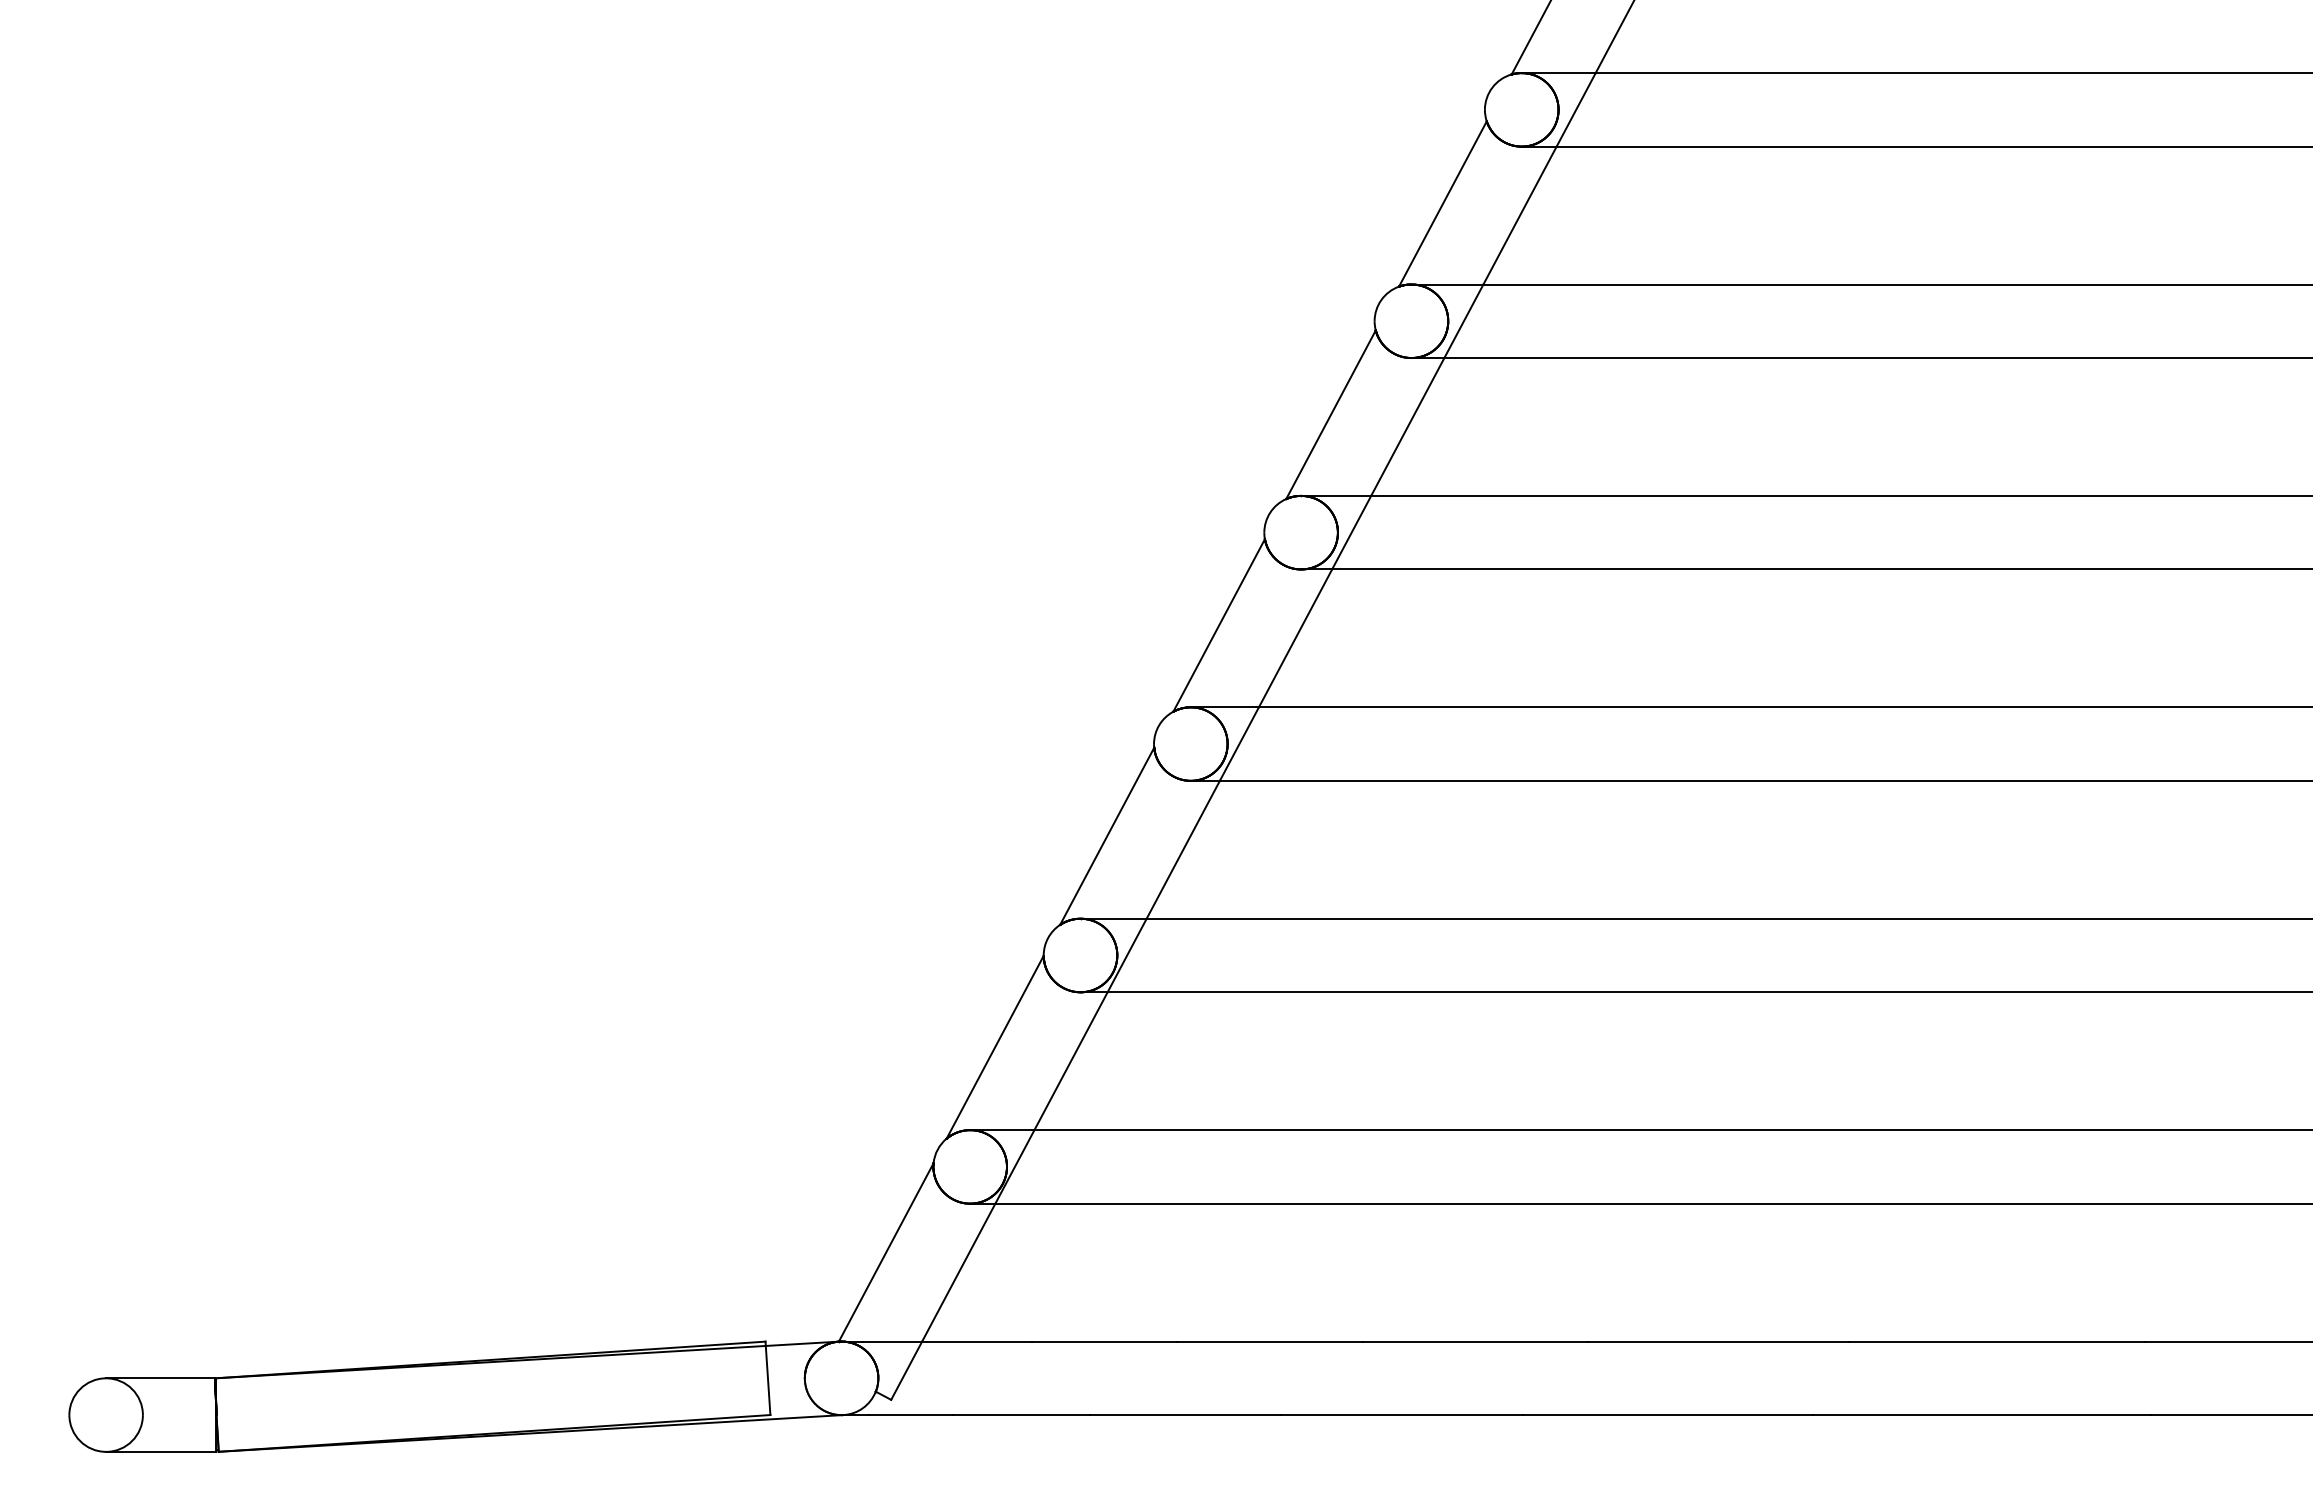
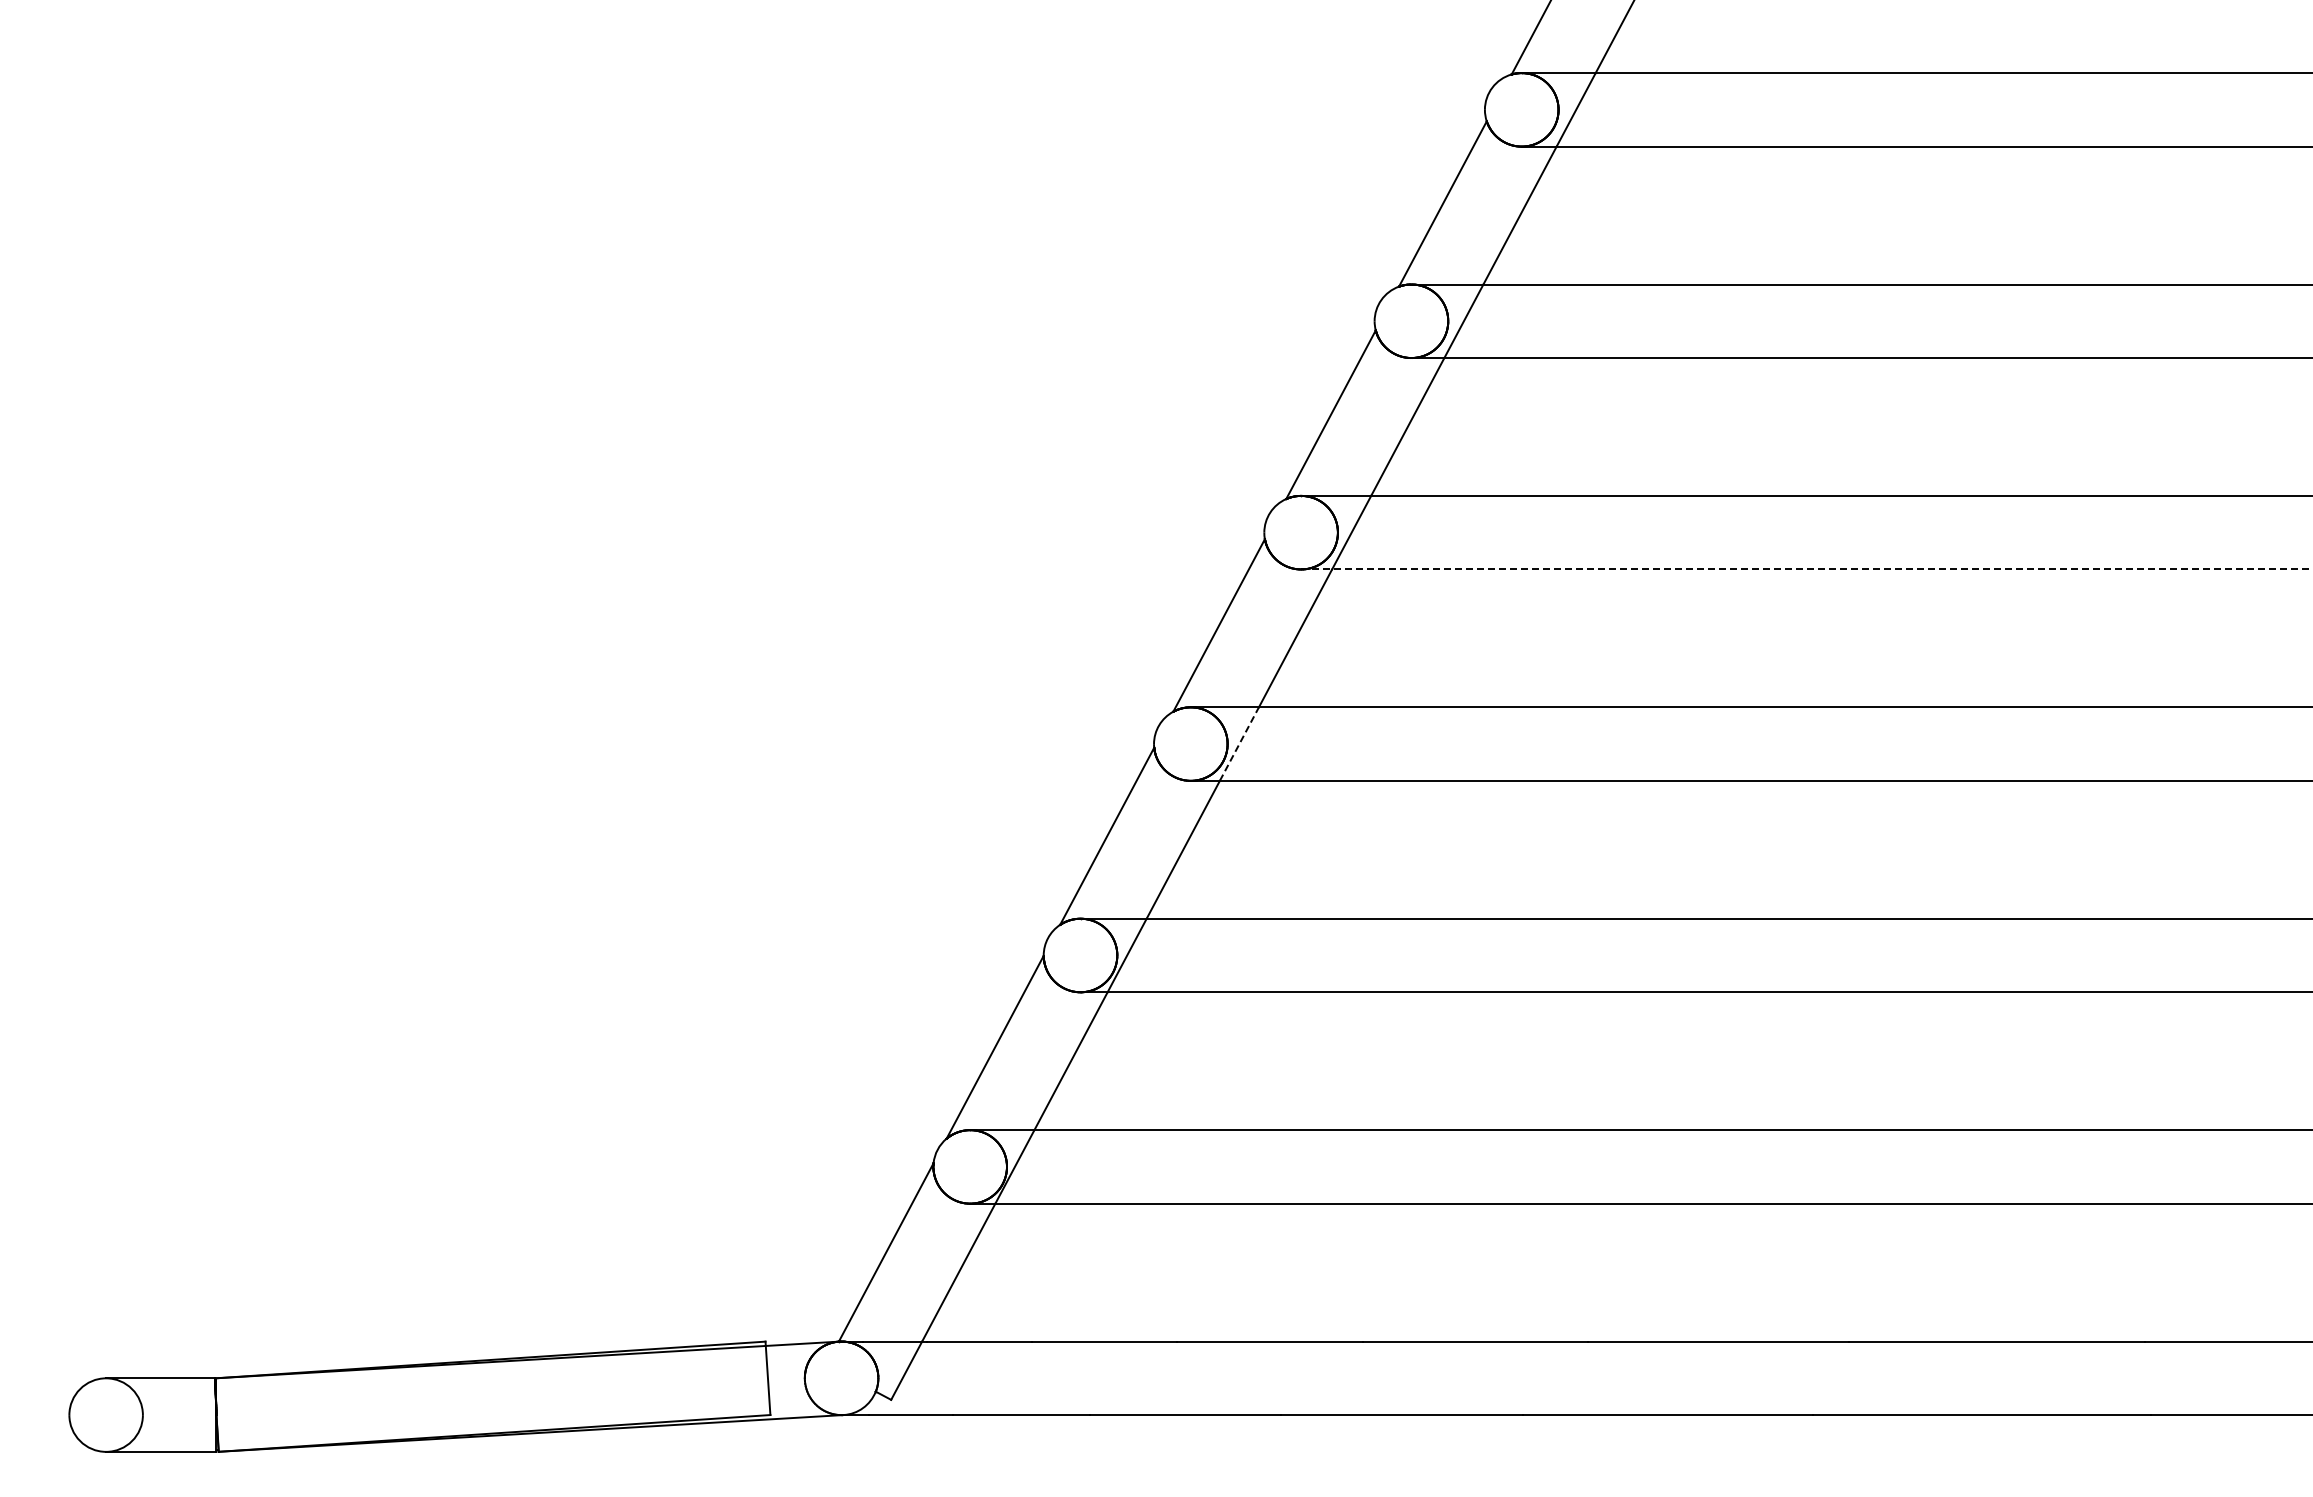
line: solid -> dashed (1807, 569)
line: solid -> dashed (1239, 744)
